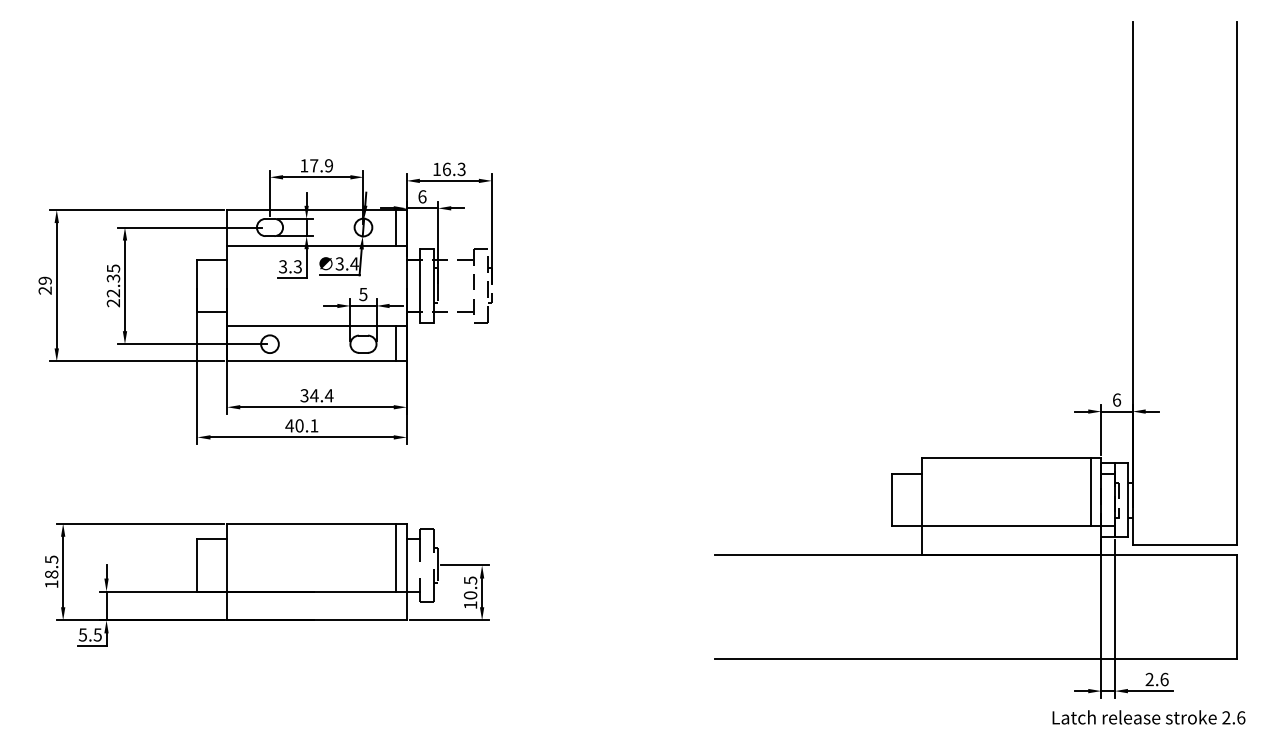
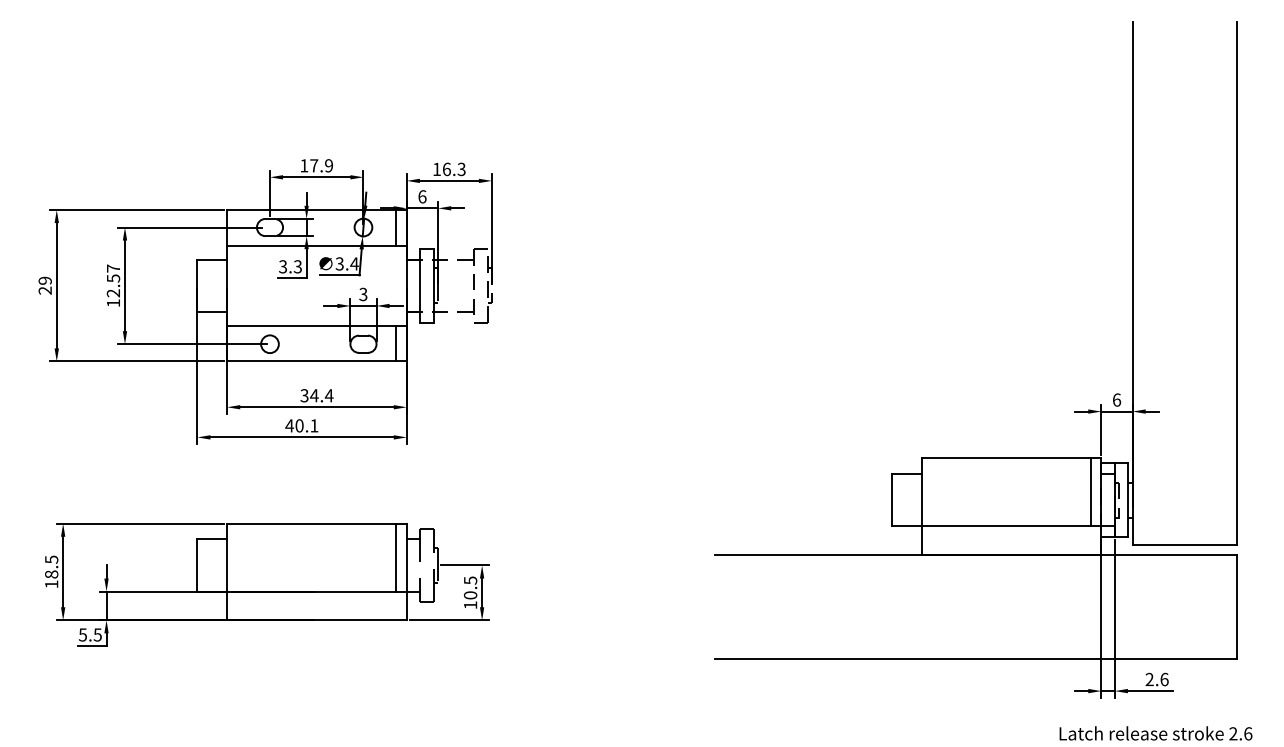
text: 22.35 -> 12.57 (113, 285)
text: 5 -> 3 (363, 293)
text position: (1148, 717) -> (1155, 733) (1155, 733)
